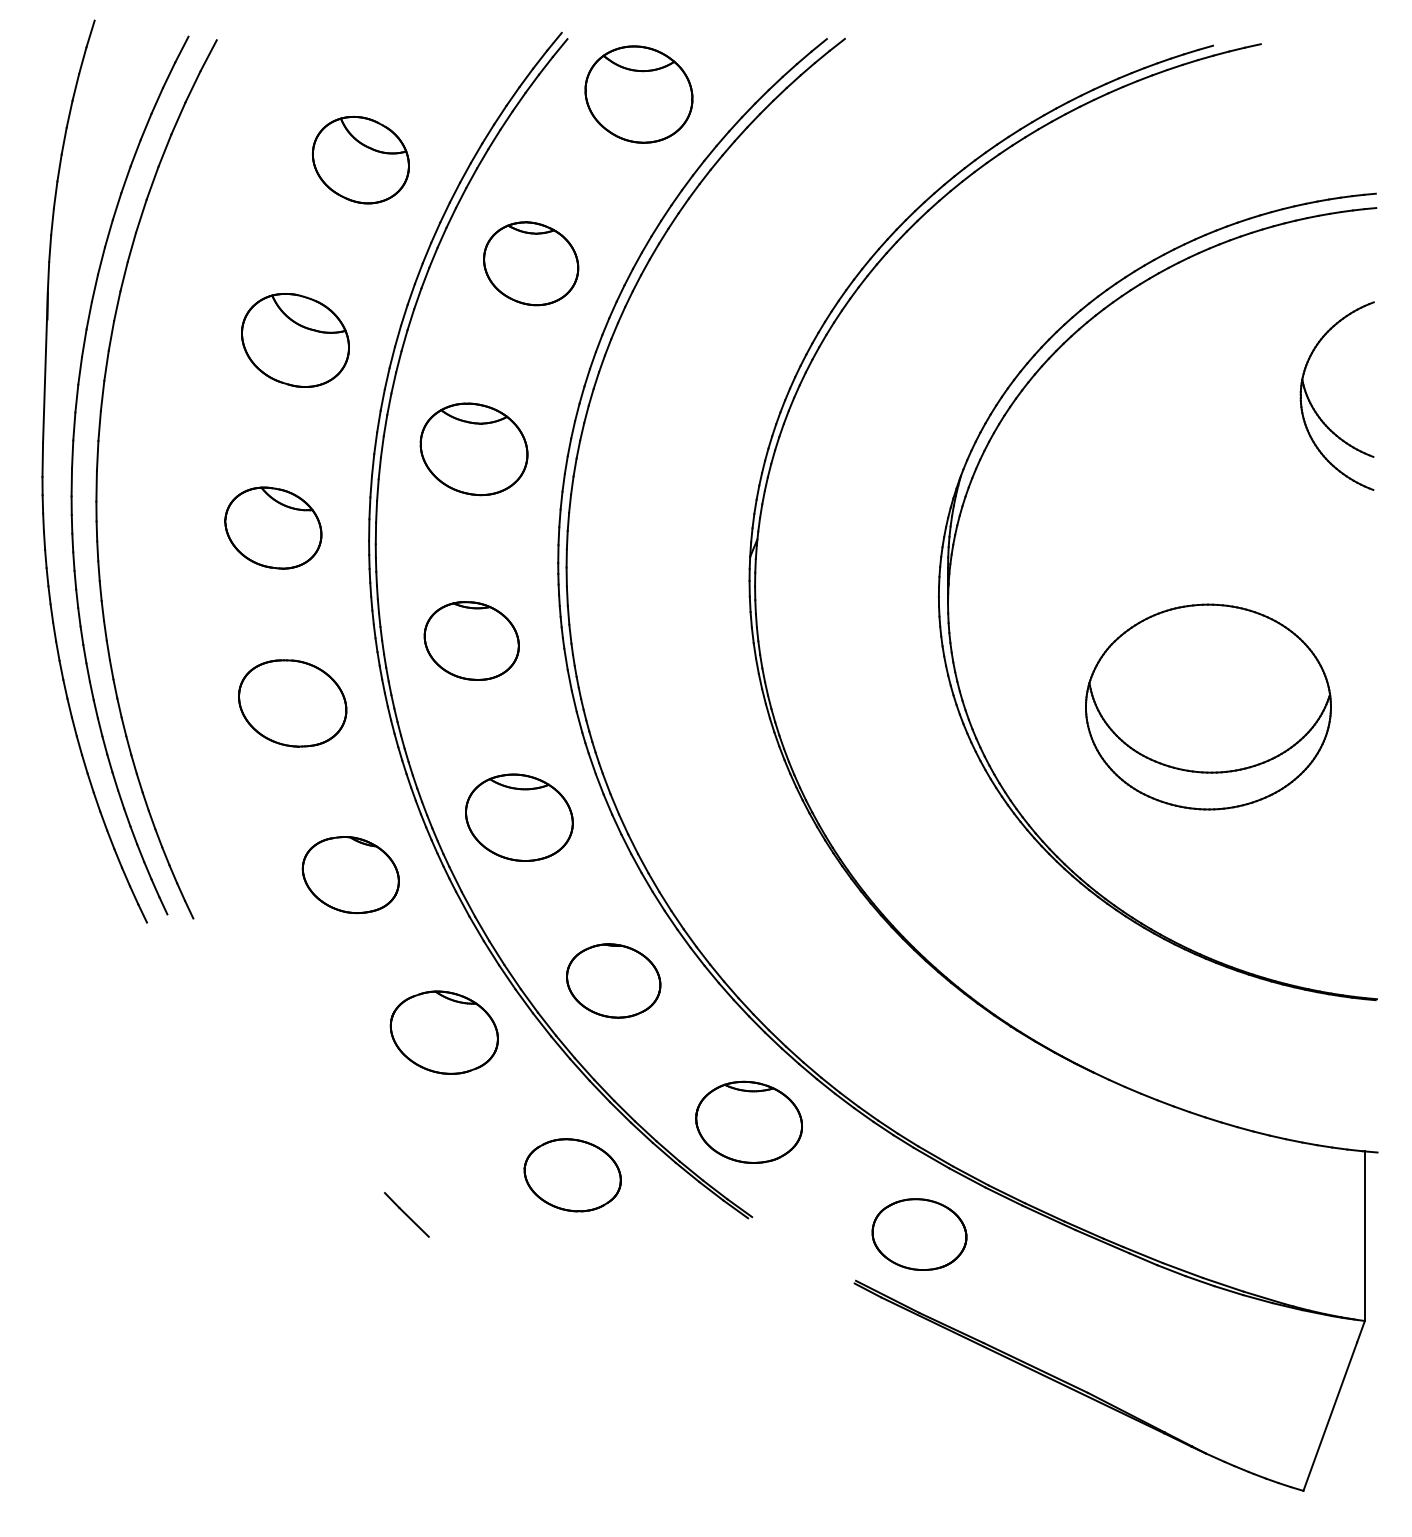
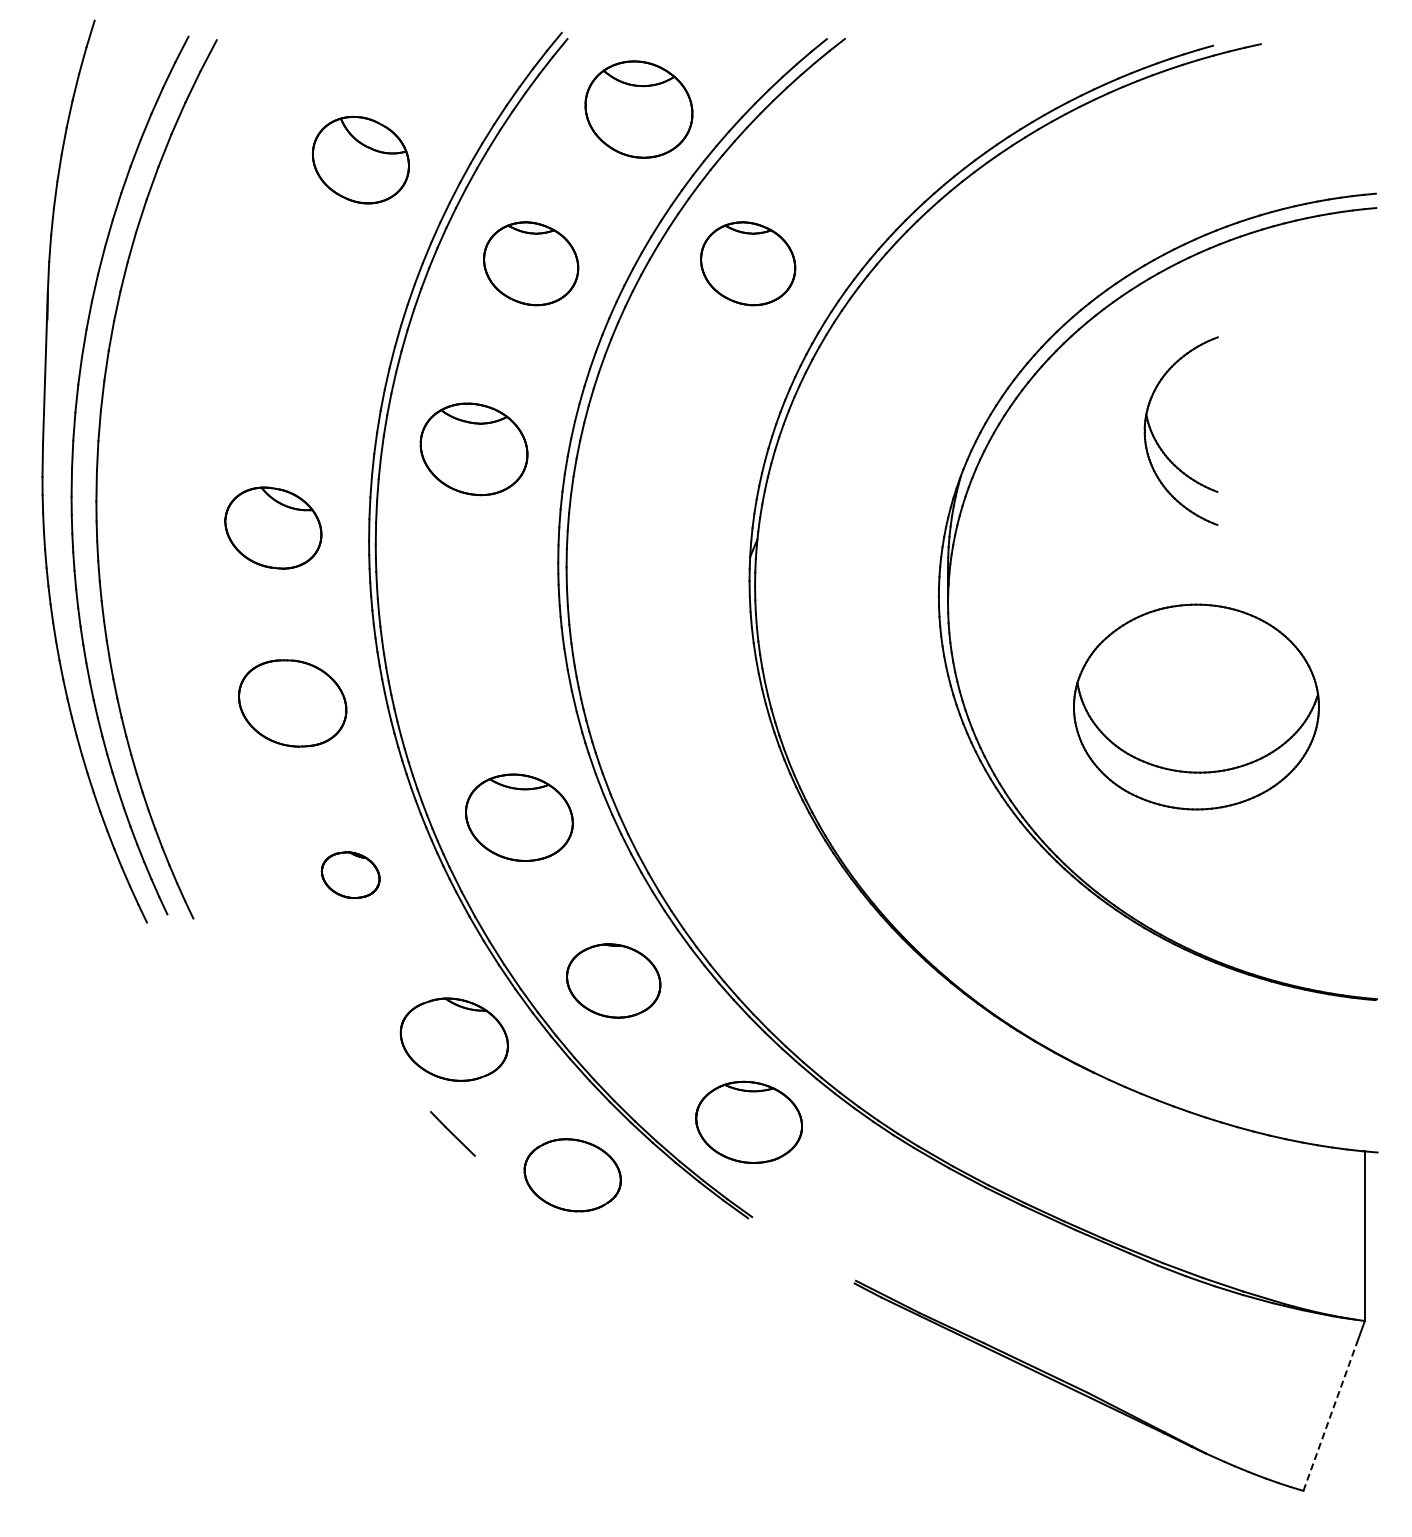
part position: (638, 94) -> (638, 109) (638, 109)
part: none -> present (748, 263)
part: present -> none (295, 340)
part position: (1313, 406) -> (1157, 441) (1157, 441)
part: present -> none (471, 640)
part position: (1208, 706) -> (1196, 706) (1196, 706)
part size: 99x79 px -> 61x48 px (350, 874)
part position: (443, 1032) -> (453, 1039) (453, 1039)
line position: (406, 1214) -> (452, 1133) (452, 1133)
part: present -> none (919, 1234)
line: solid -> dashed (1330, 1416)
